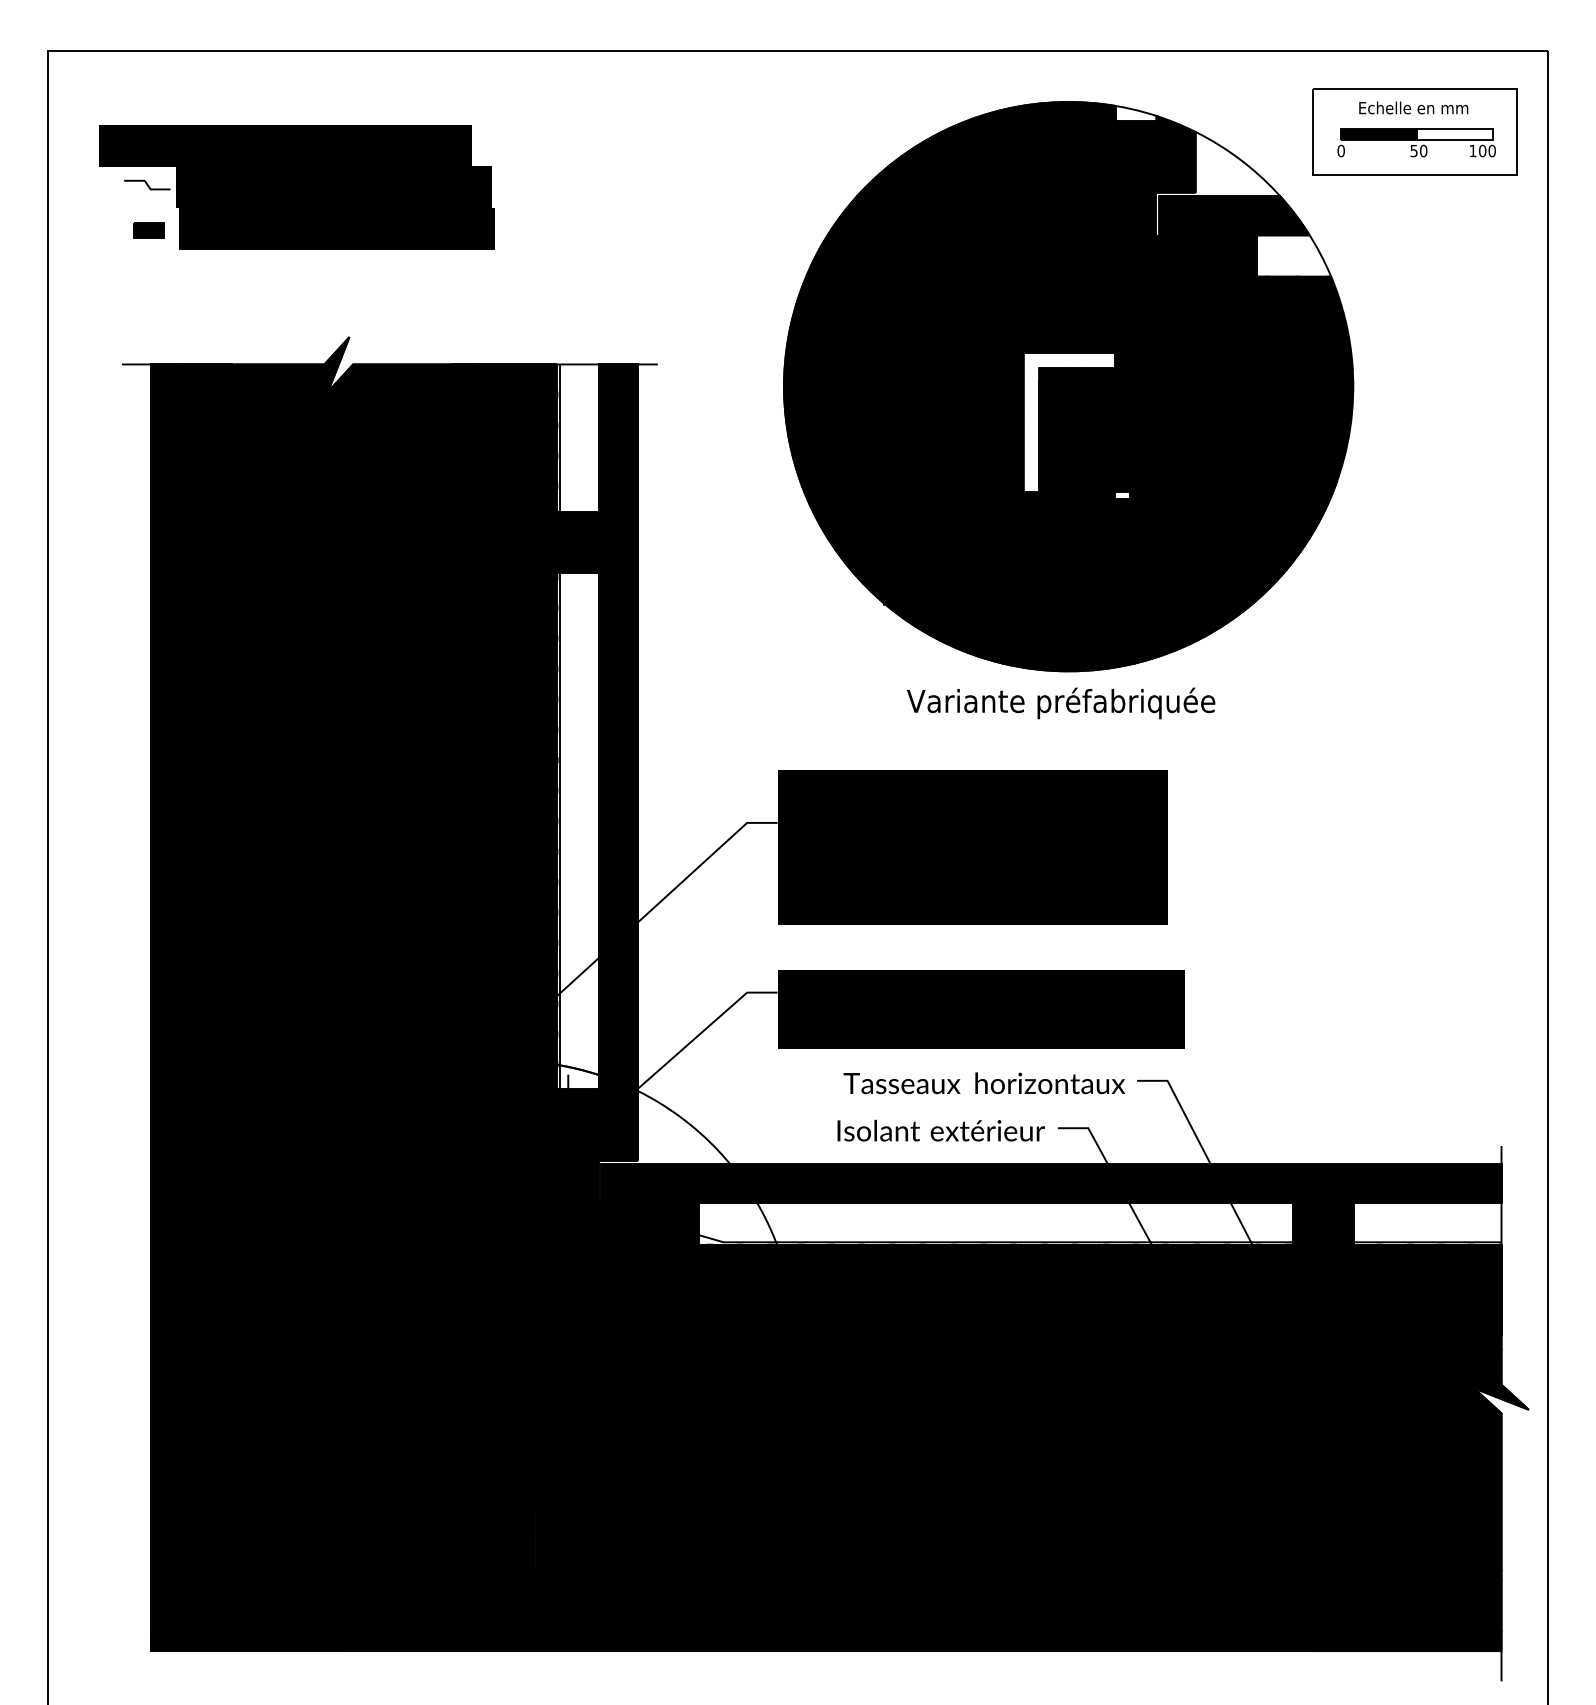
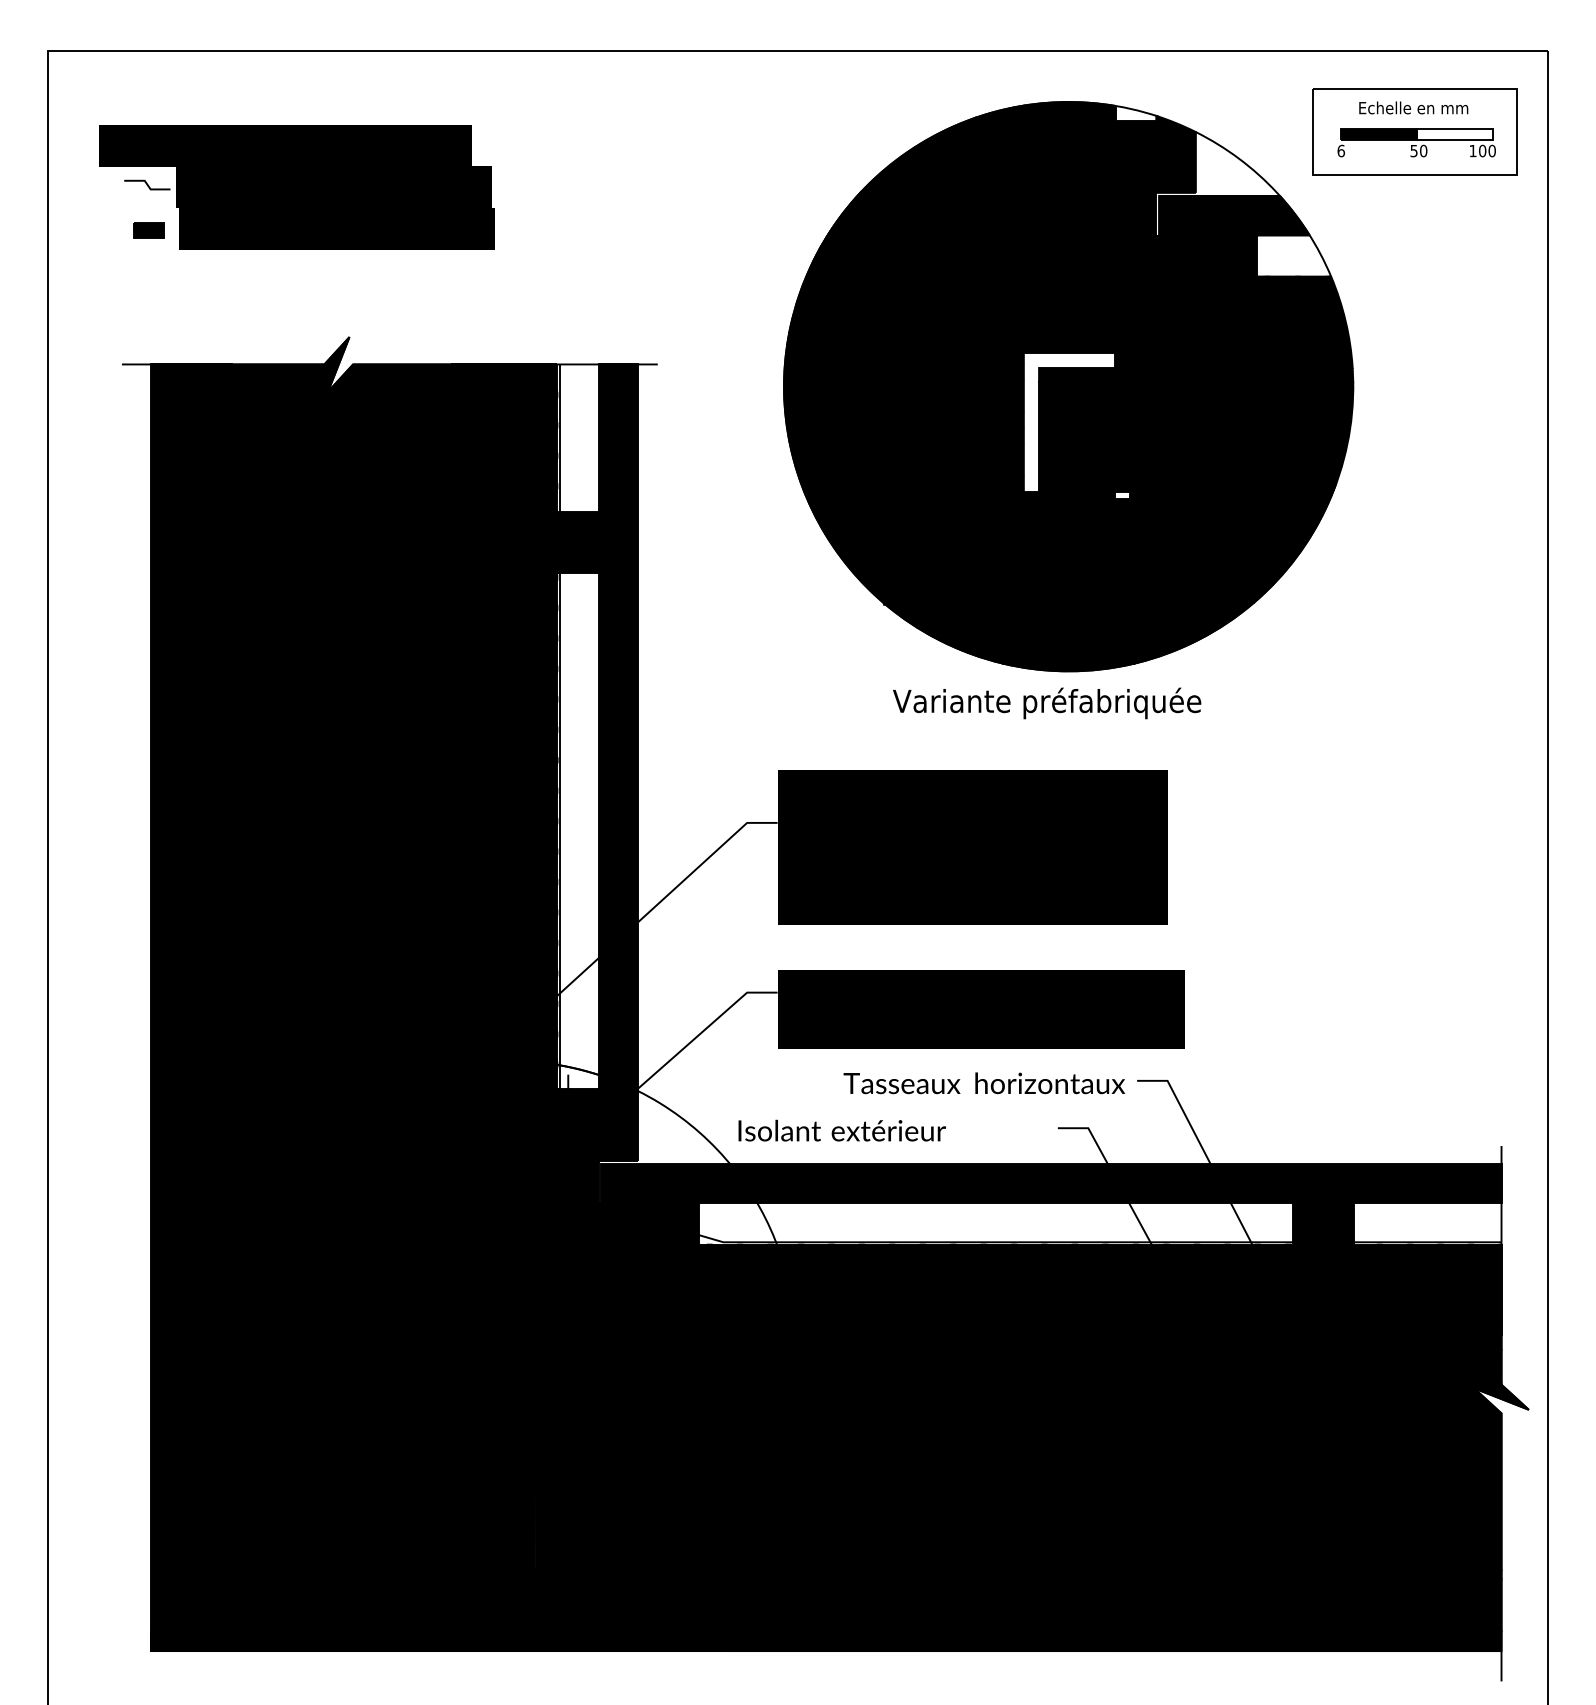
text: 0 -> 6 (1340, 150)
text position: (1061, 703) -> (1047, 703) (1047, 703)
text position: (940, 1130) -> (841, 1130) (841, 1130)
